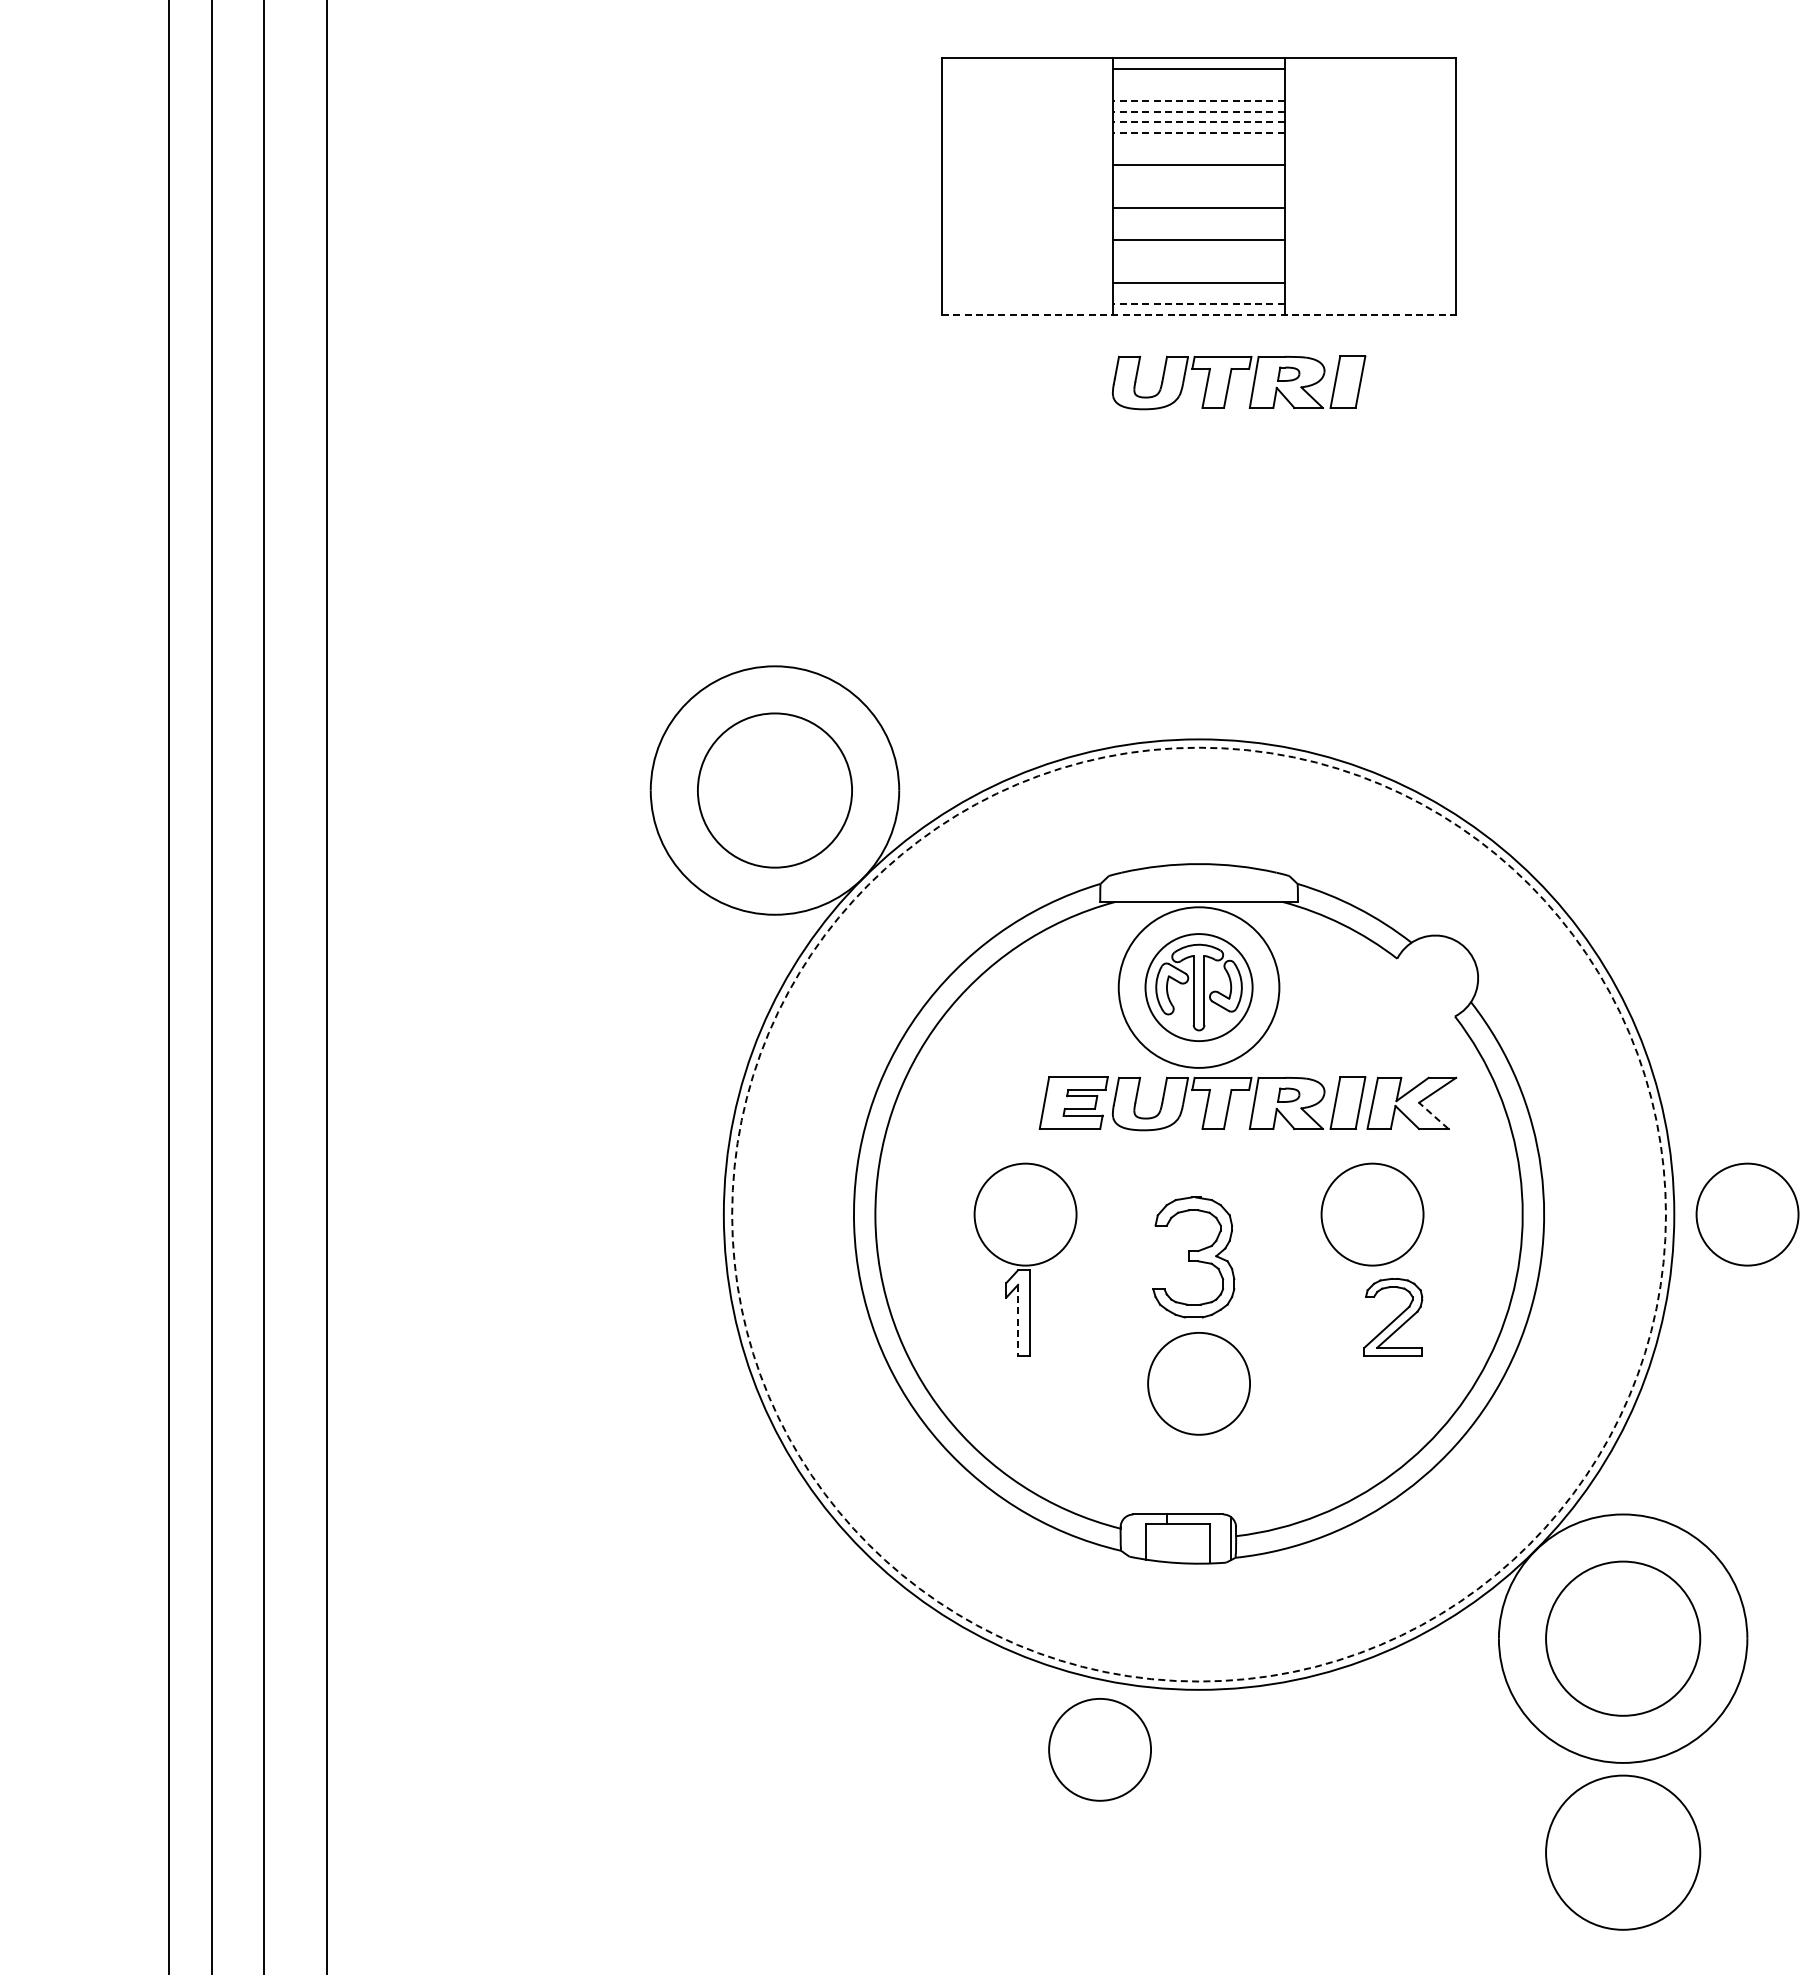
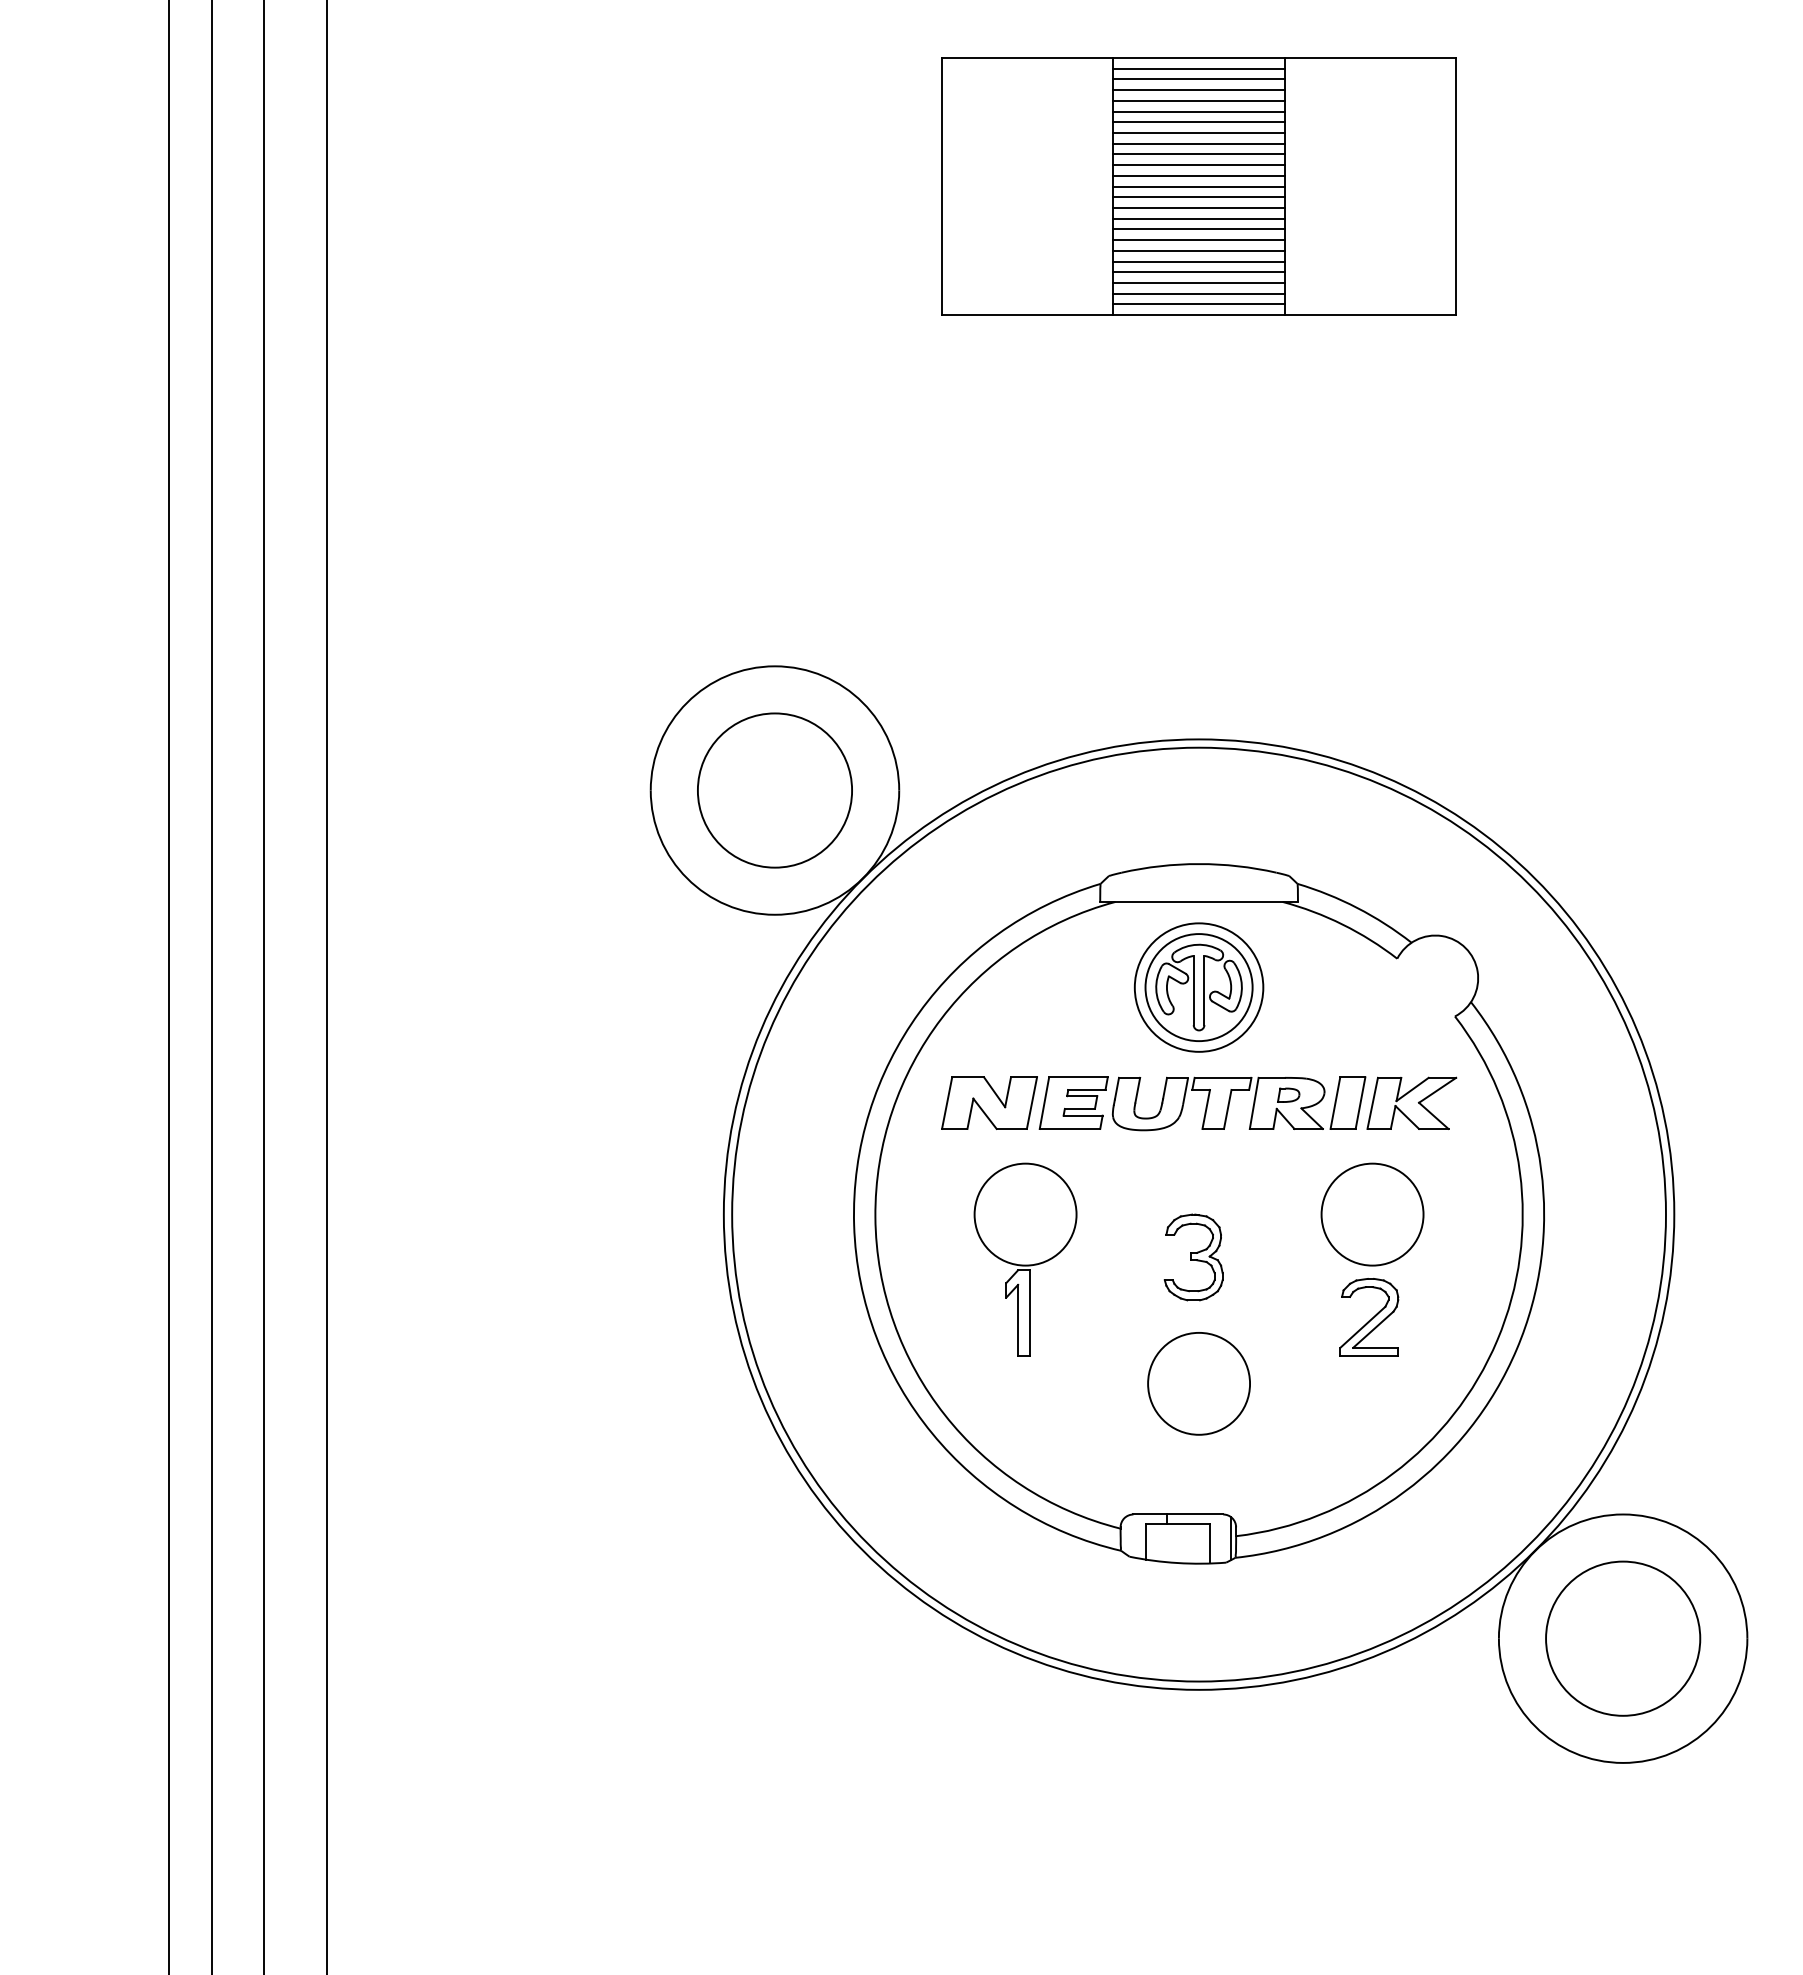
line: none -> present (1198, 79)
line: none -> present (1198, 90)
line: dashed -> solid (1199, 100)
line: dashed -> solid (1199, 111)
line: dashed -> solid (1199, 122)
line: dashed -> solid (1199, 133)
line: none -> present (1198, 143)
line: none -> present (1198, 154)
line: none -> present (1198, 175)
line: none -> present (1198, 186)
line: none -> present (1198, 197)
line: none -> present (1198, 218)
line: none -> present (1198, 229)
line: none -> present (1198, 250)
line: none -> present (1198, 261)
line: none -> present (1198, 272)
line: none -> present (1198, 293)
line: dashed -> solid (1199, 304)
line: dashed -> solid (1199, 315)
part: present -> none (1230, 380)
circle diameter: 161 px -> 129 px (1198, 987)
part: none -> present (989, 1102)
line: dashed -> solid (1433, 1115)
circle: dashed -> solid (1198, 1214)
circle: present -> none (1747, 1214)
part size: 84x123 px -> 61x89 px (1193, 1257)
part position: (1393, 1317) -> (1369, 1317) (1369, 1317)
line: dashed -> solid (1018, 1320)
circle: present -> none (1099, 1749)
circle: present -> none (1623, 1852)
